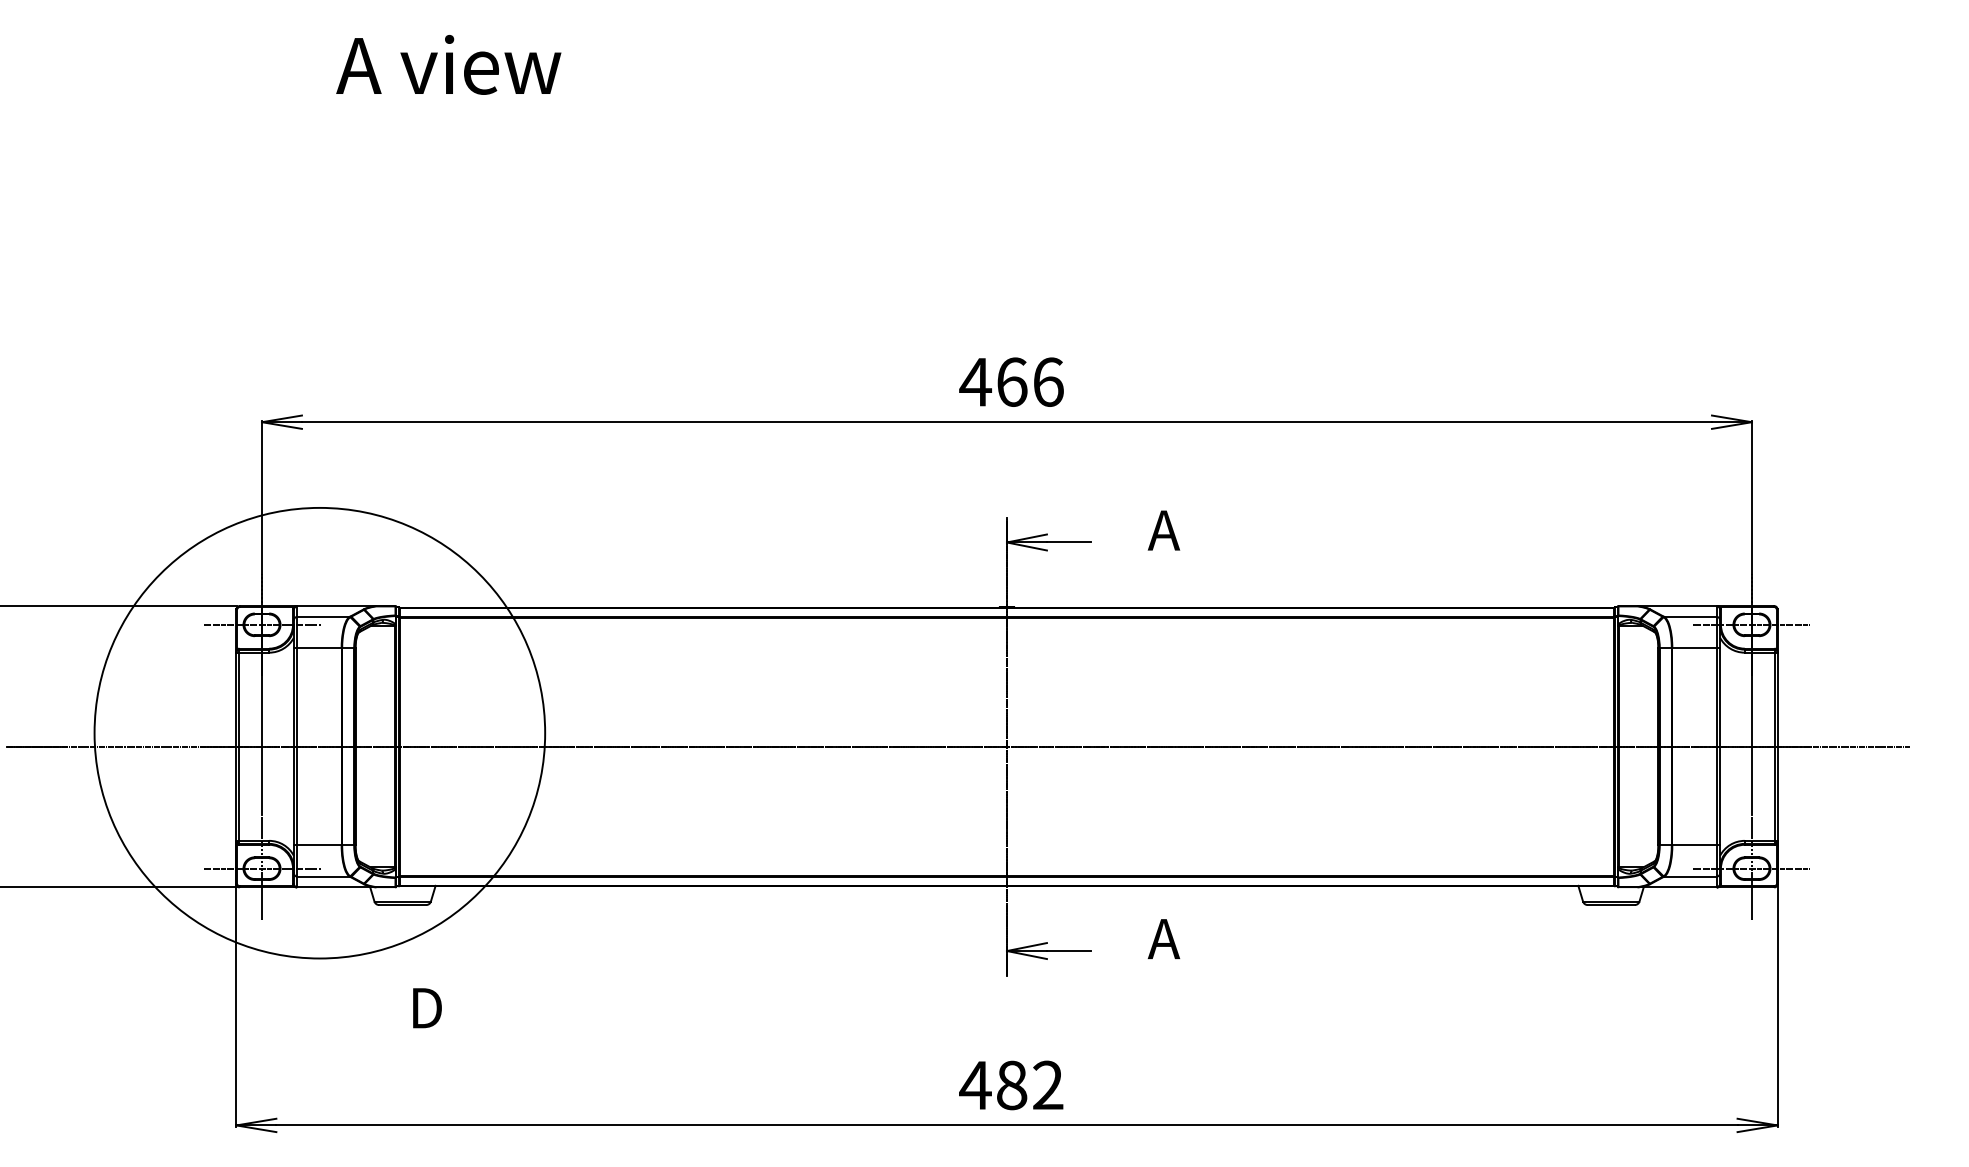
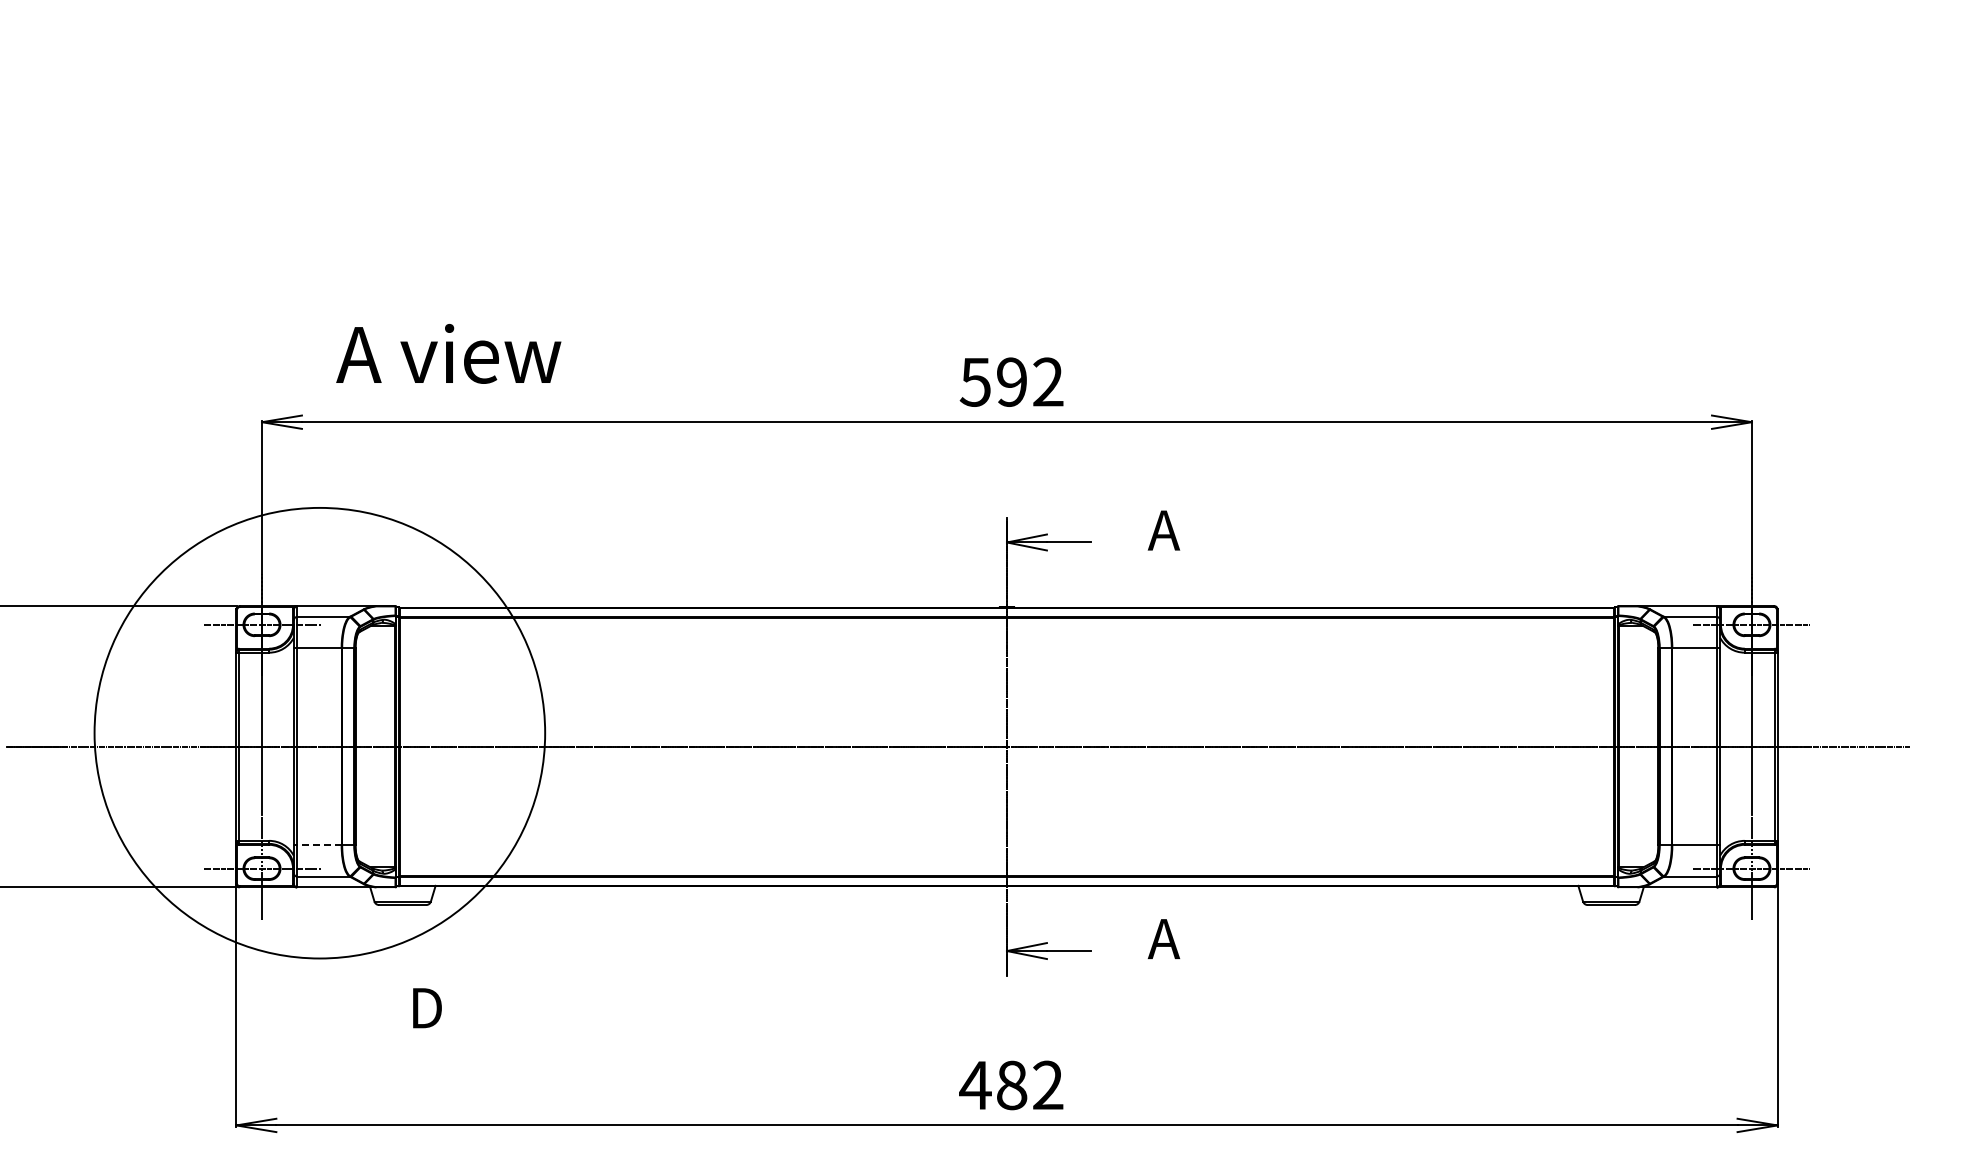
text position: (448, 64) -> (448, 353) (448, 353)
text: 466 -> 592 (1011, 381)
line: solid -> dashed (318, 845)
